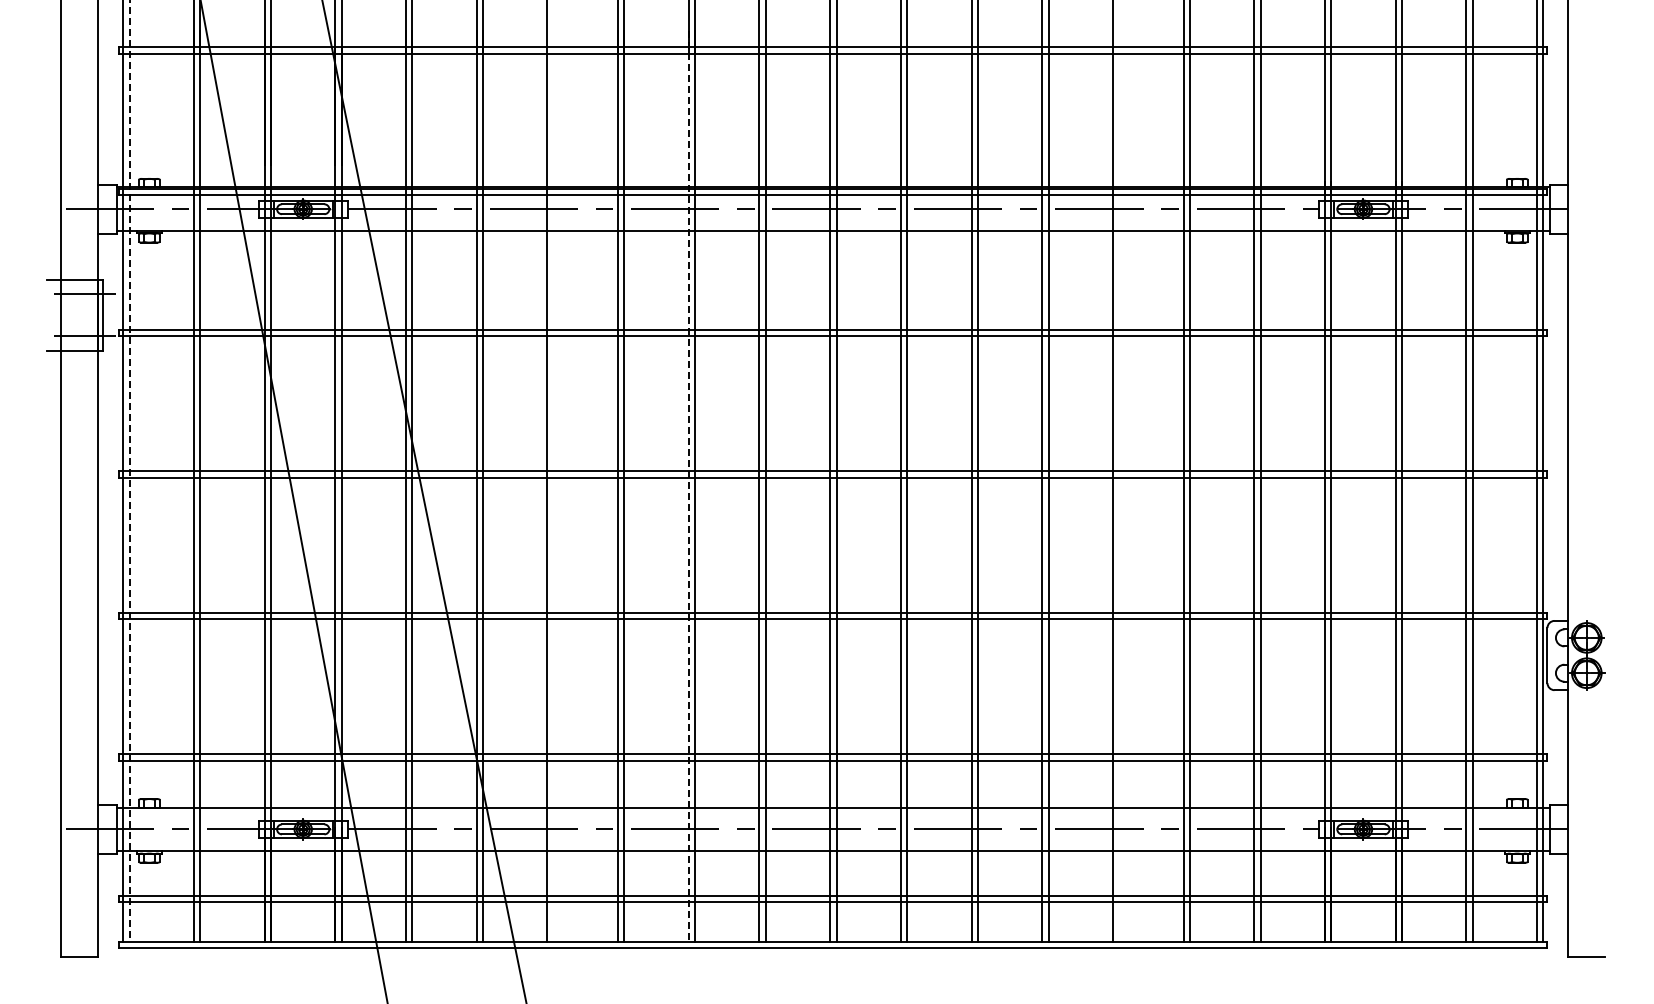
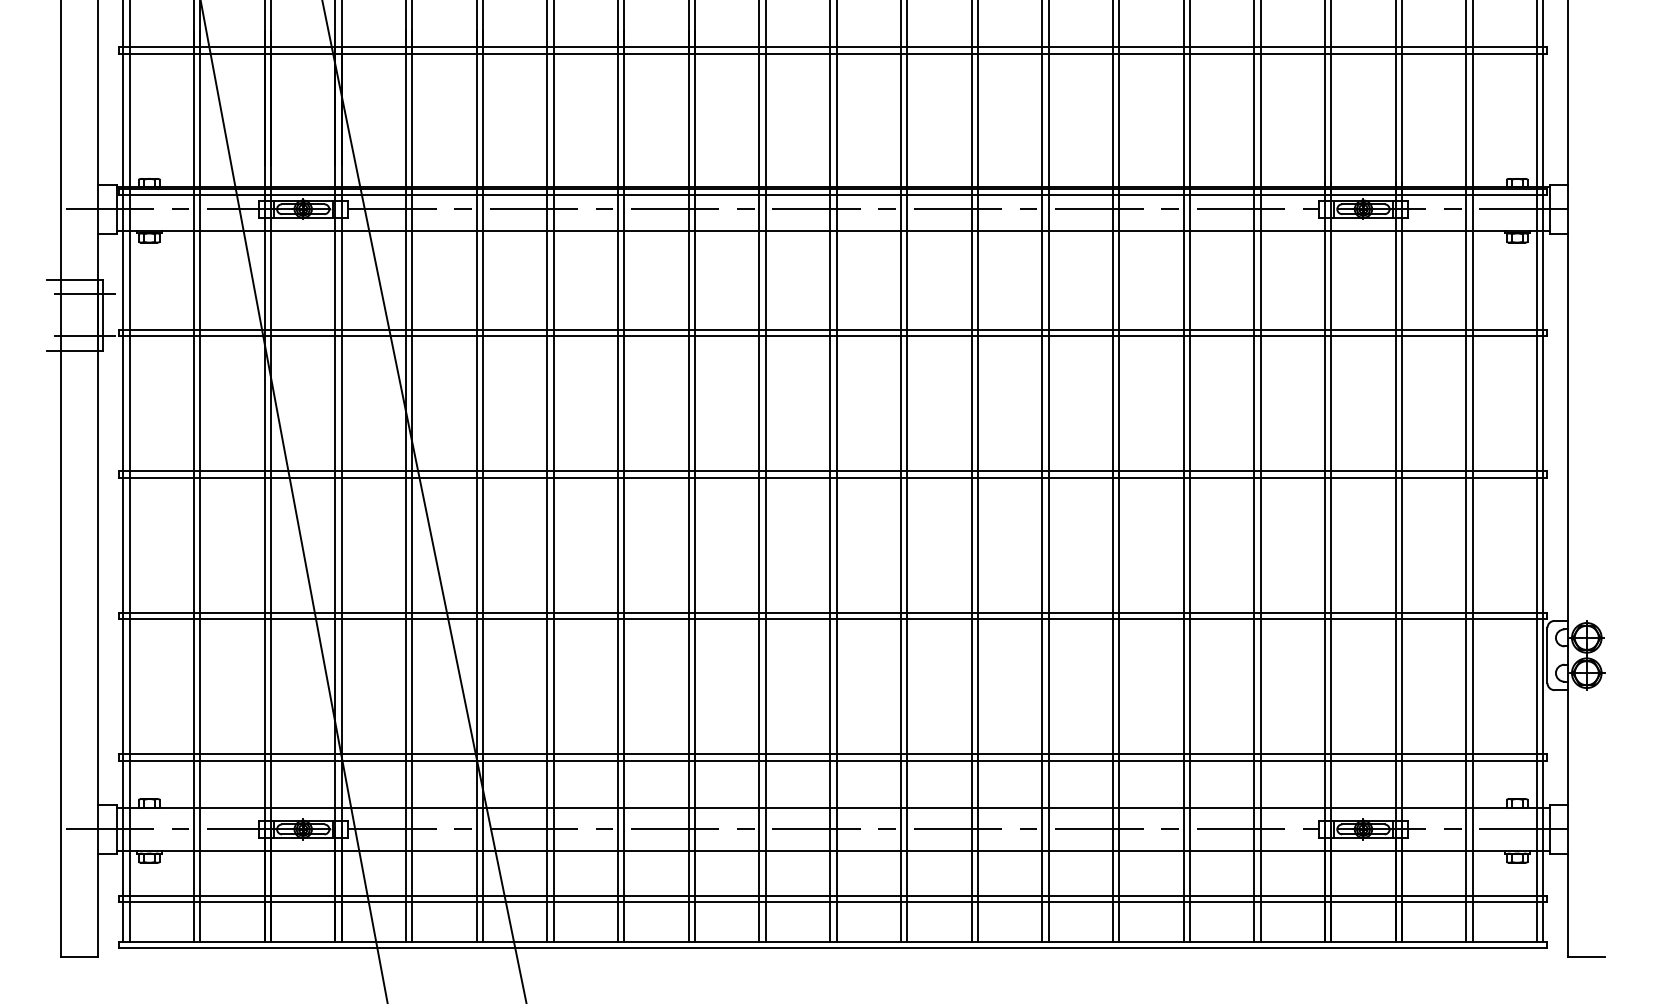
line: dashed -> solid (129, 471)
line: none -> present (553, 471)
line: none -> present (1119, 471)
line: dashed -> solid (688, 487)
